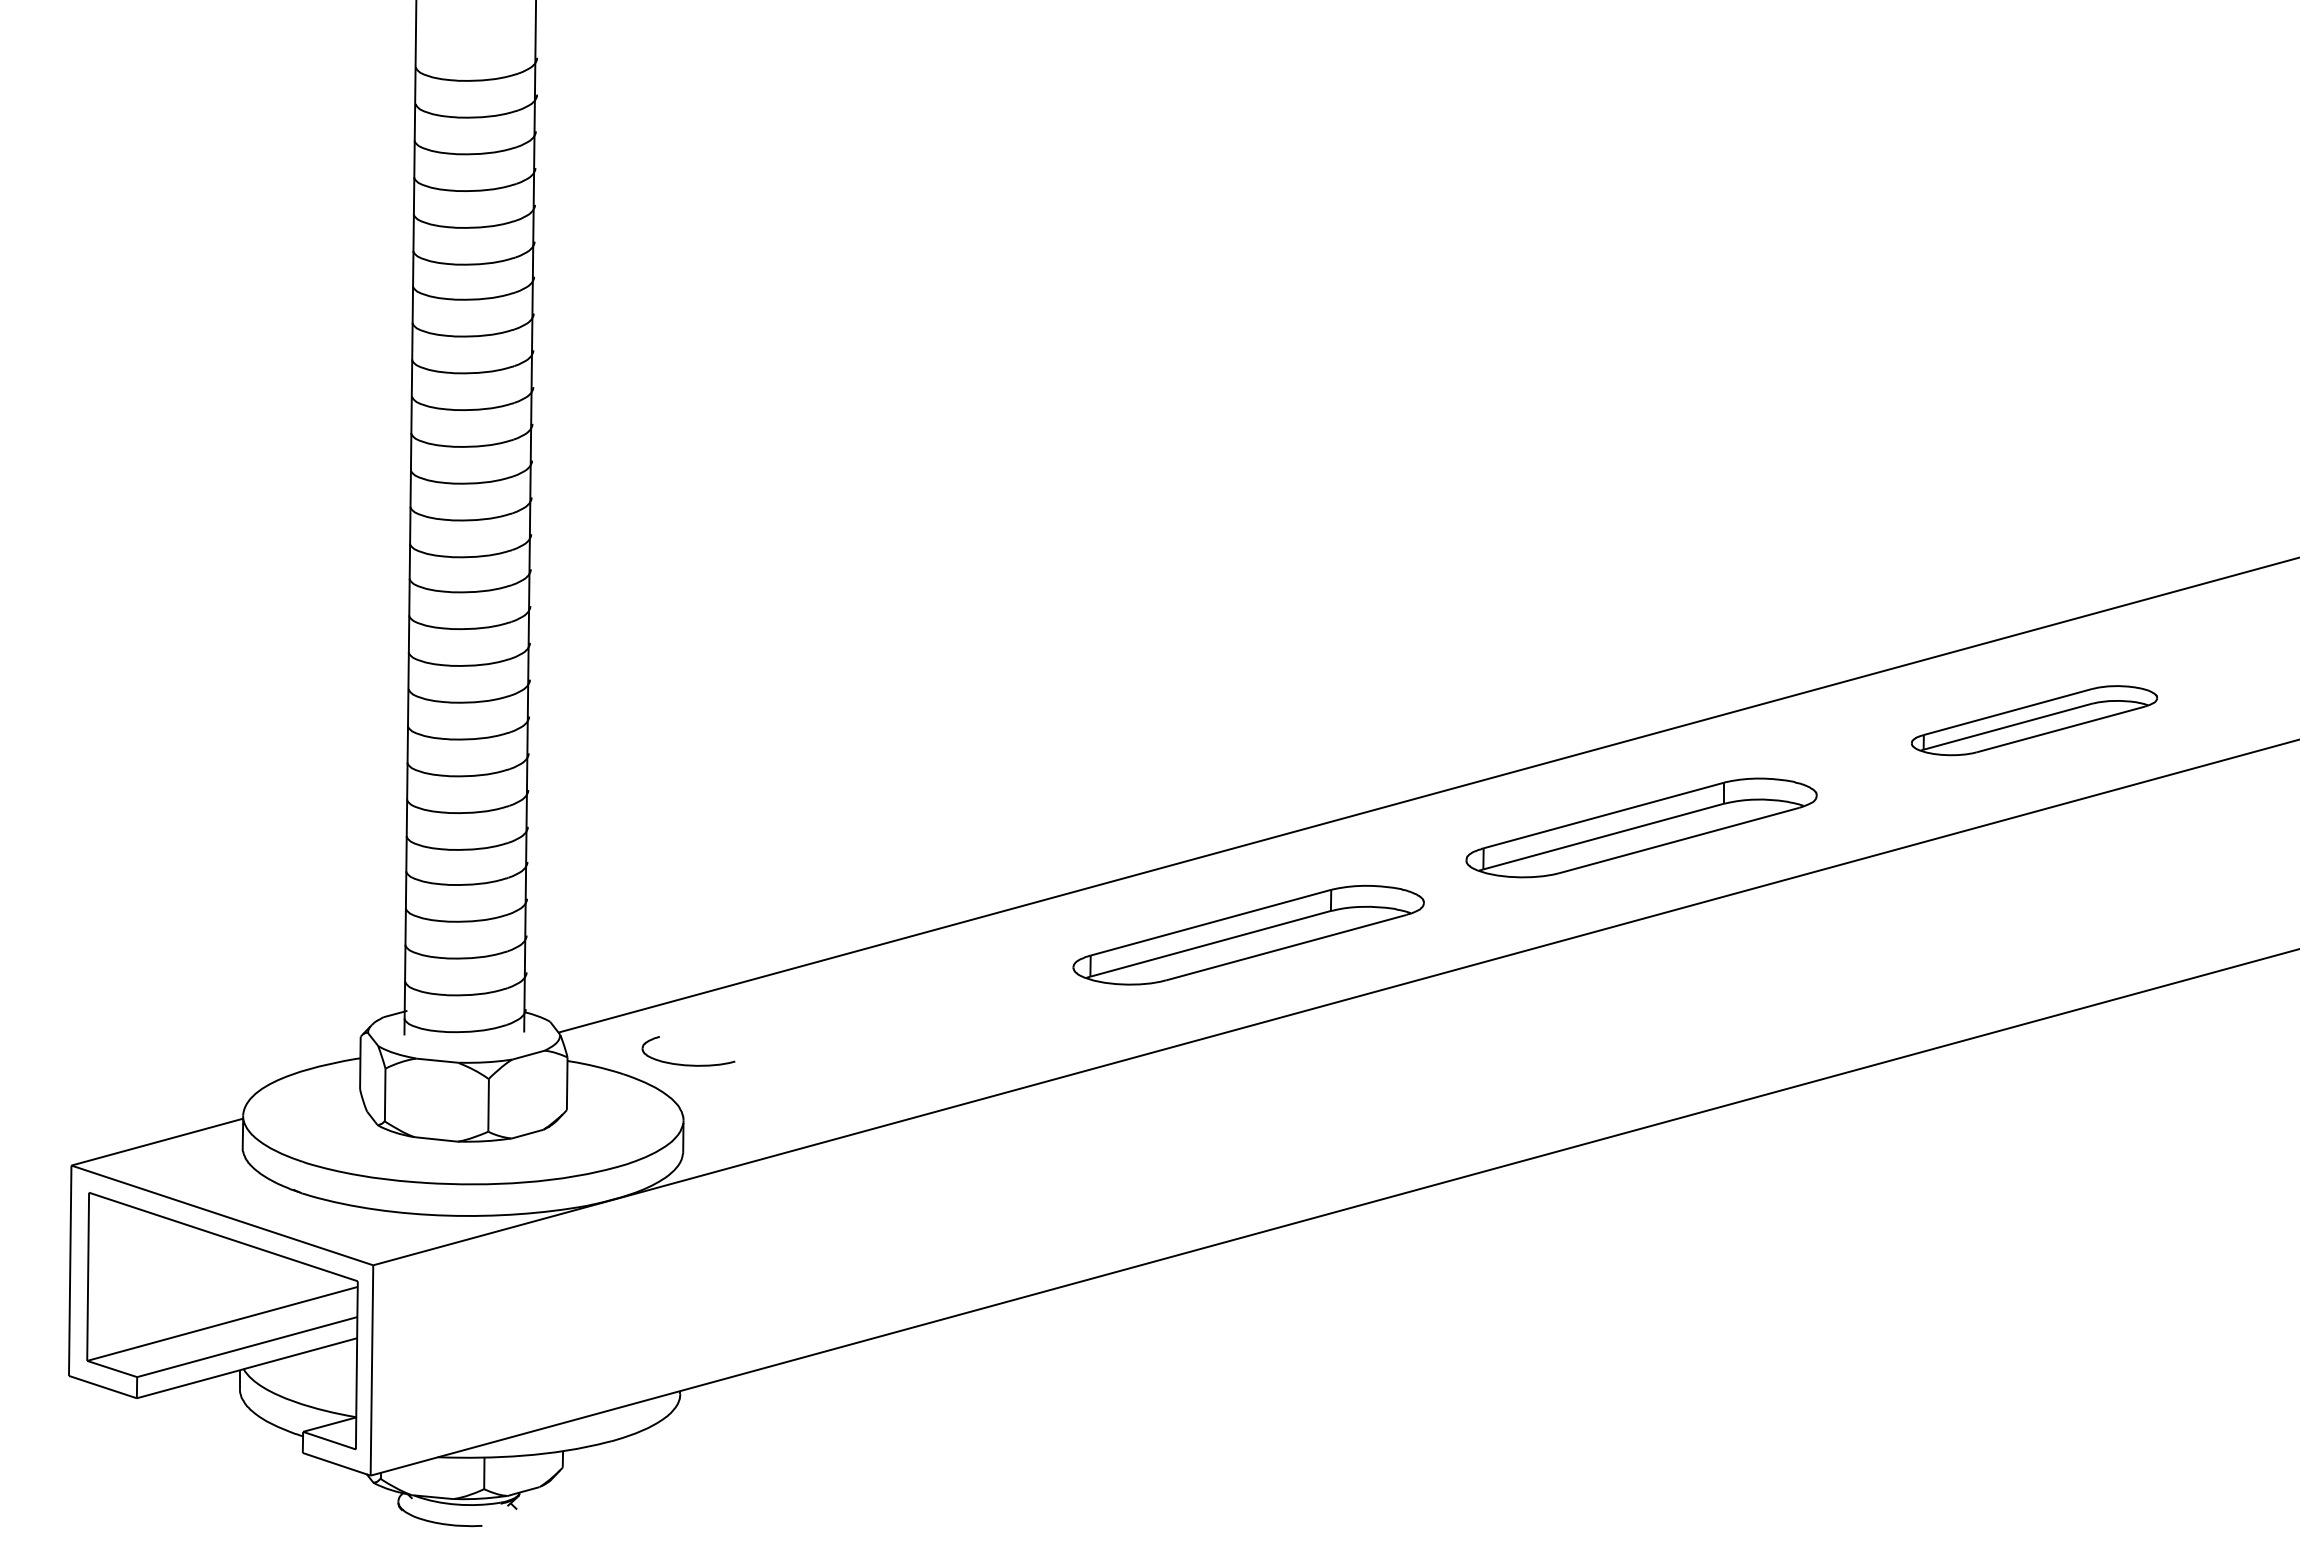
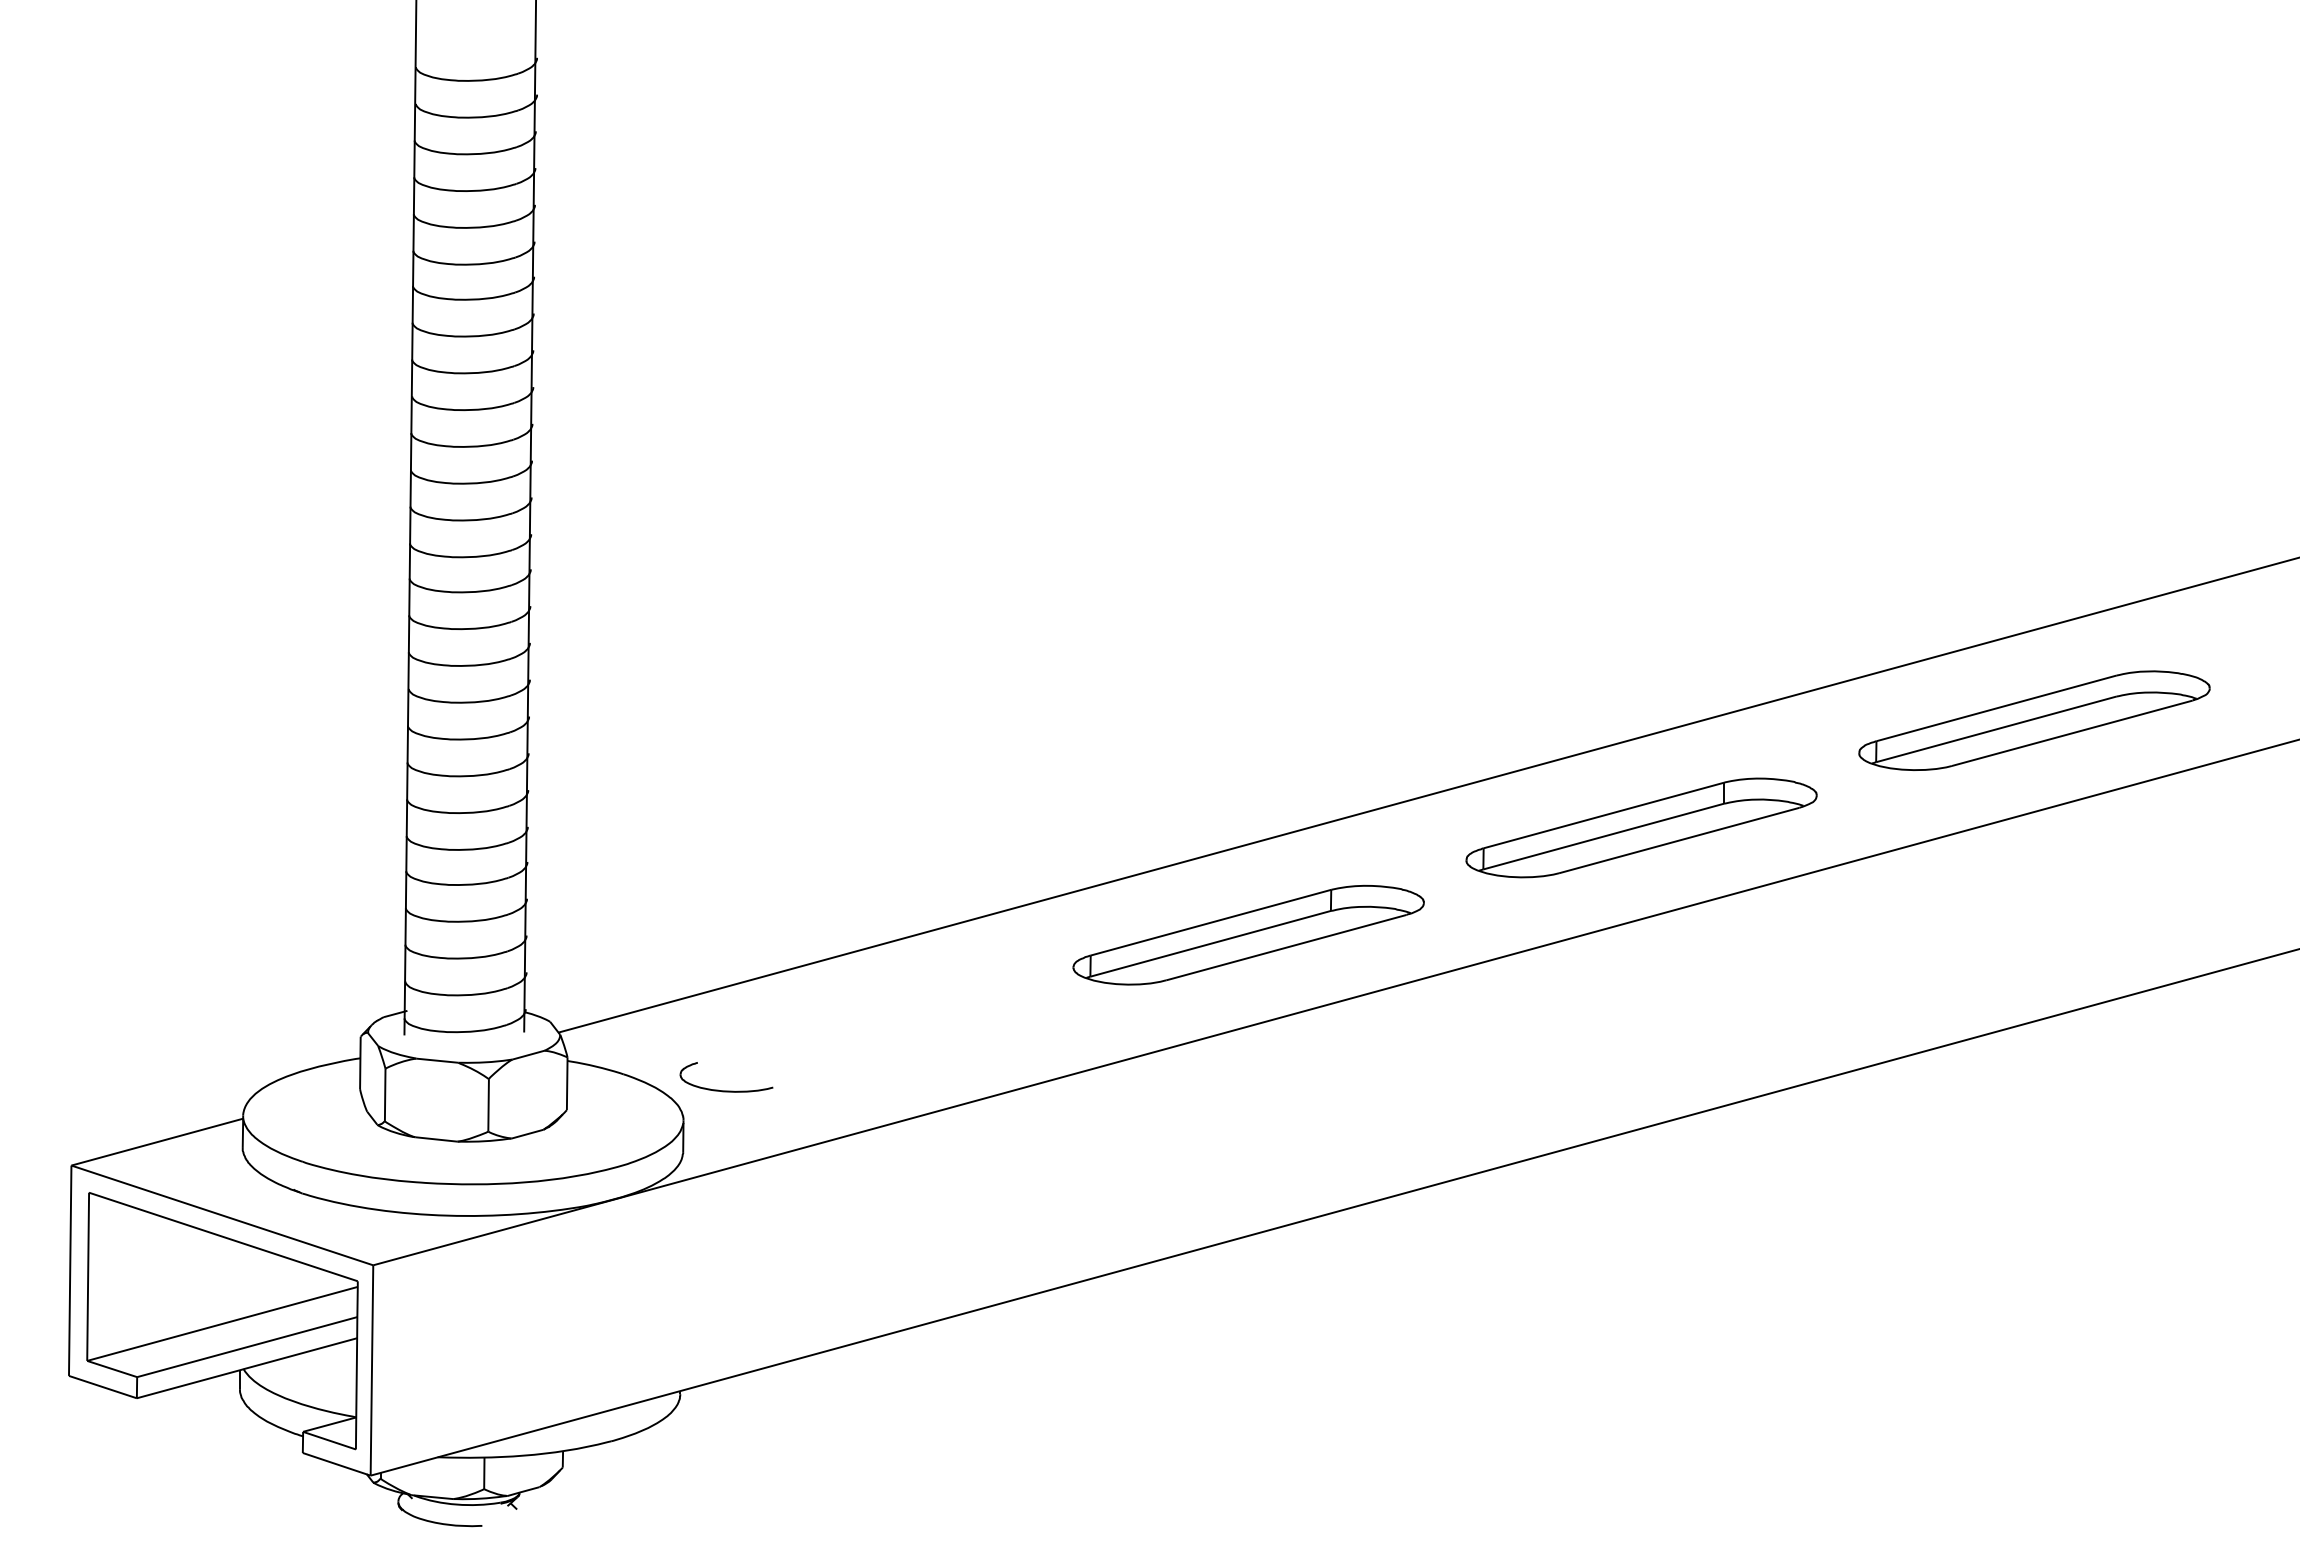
part size: 248x72 px -> 353x101 px (2034, 720)
part position: (688, 1064) -> (726, 1090) (726, 1090)
